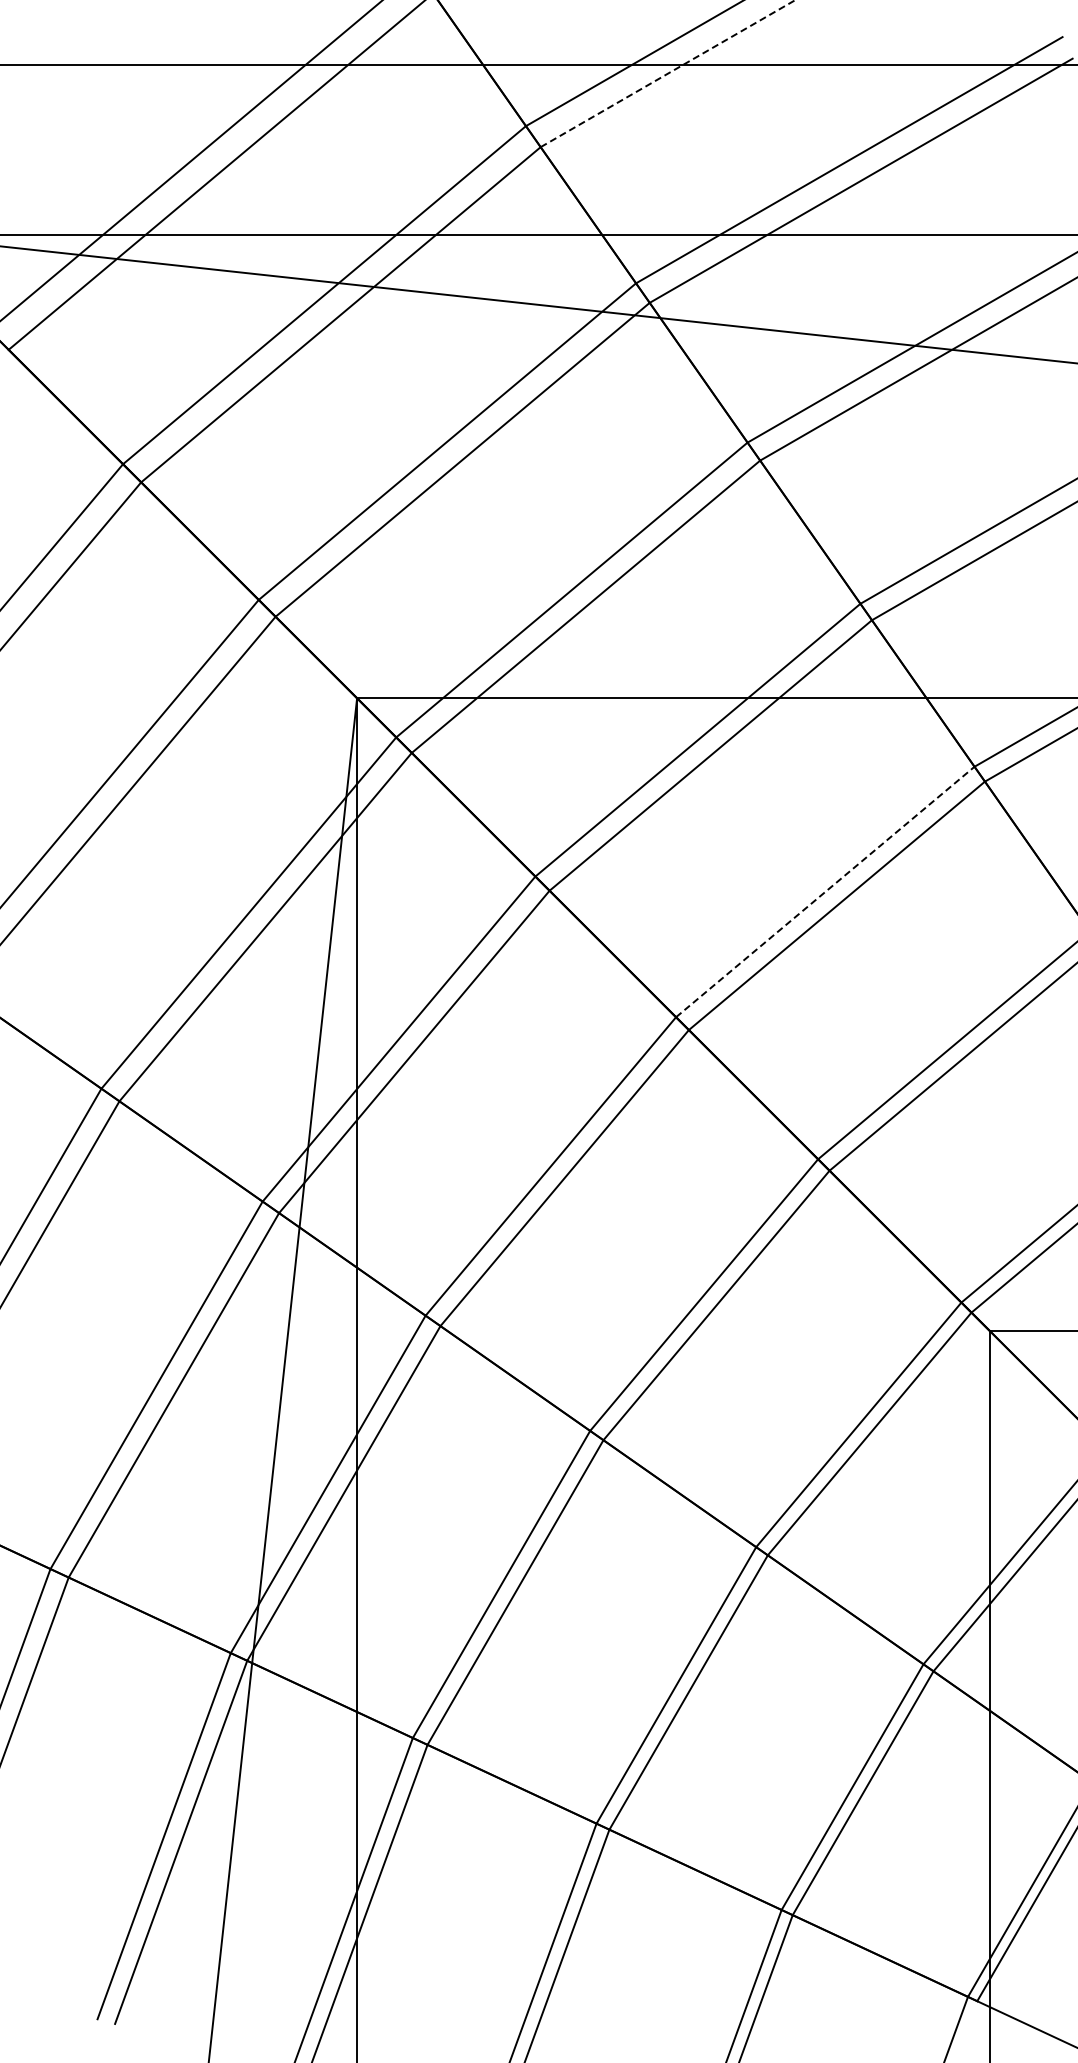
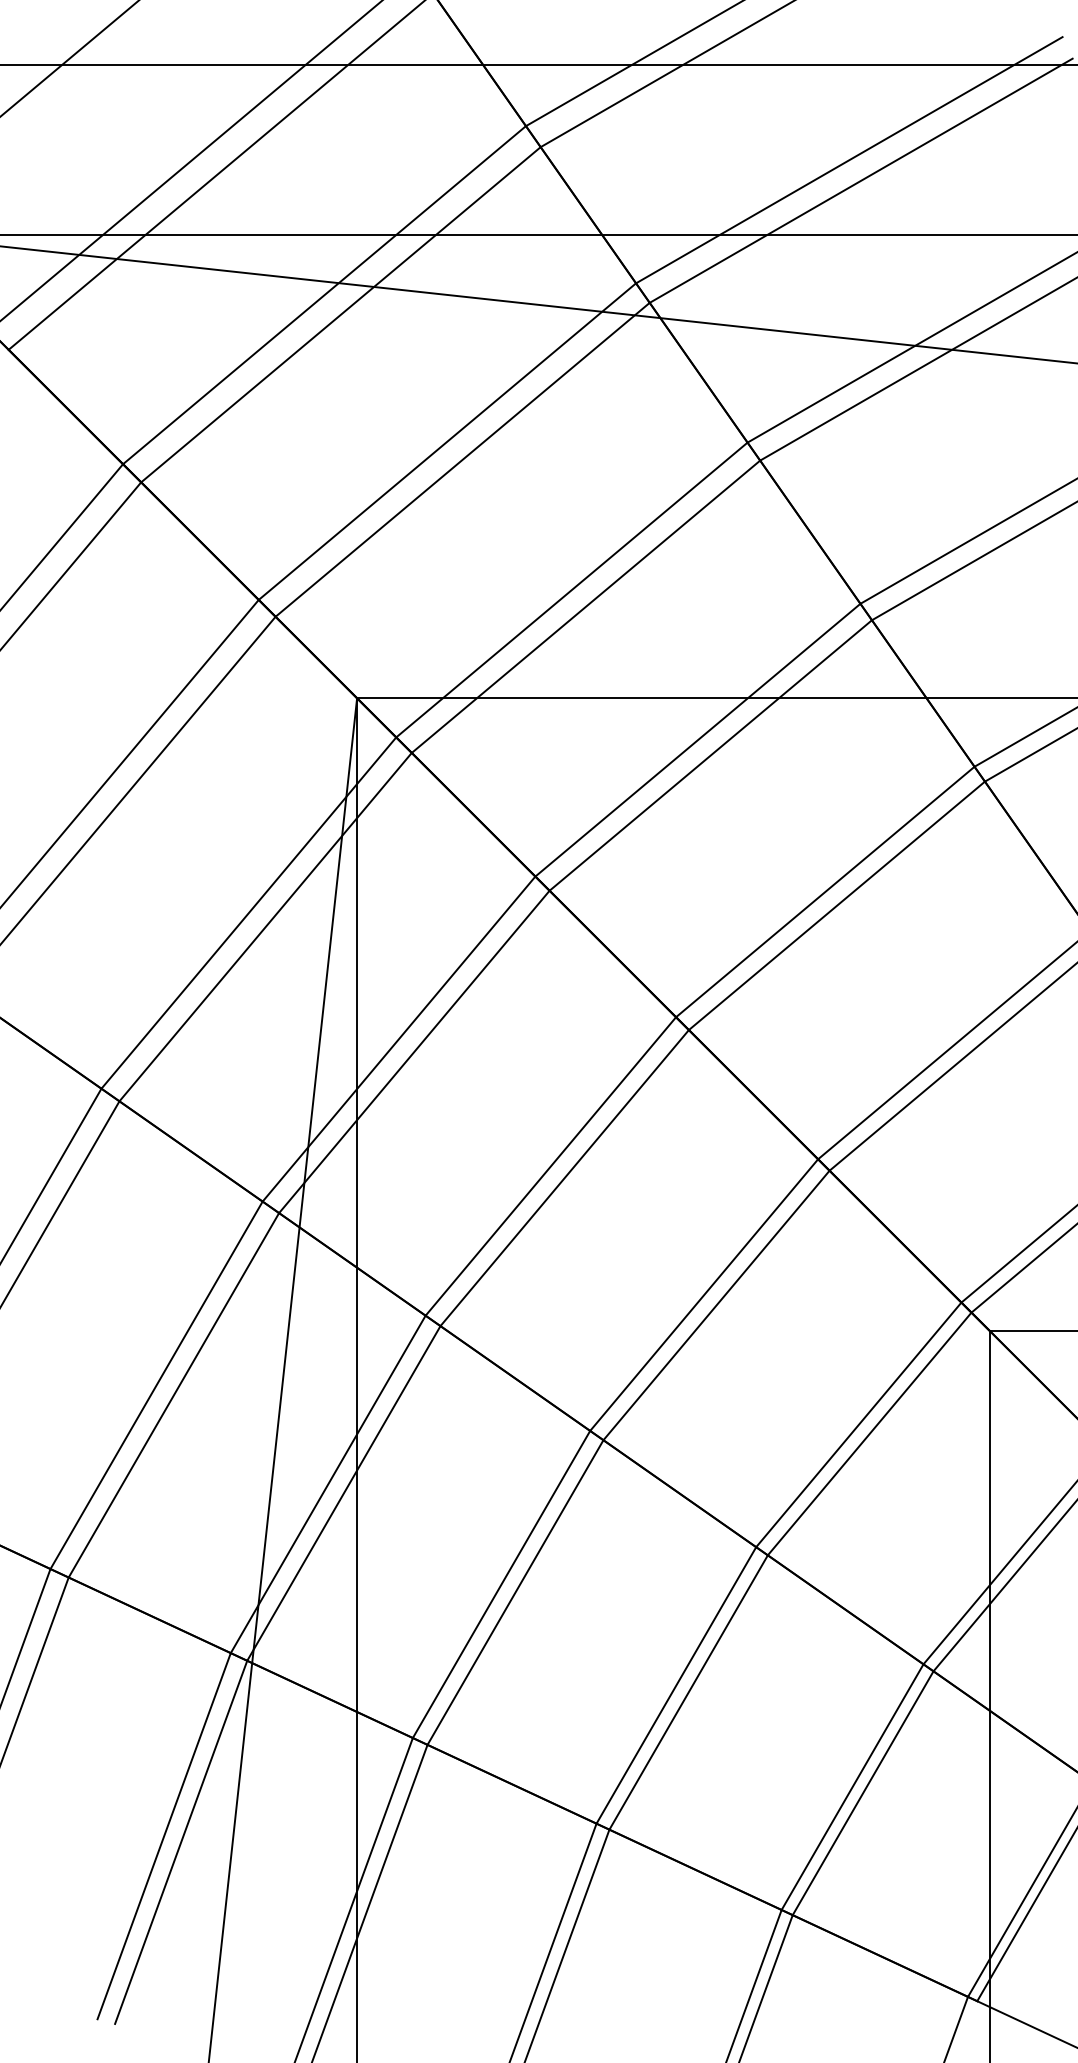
line: none -> present (69, 58)
line: dashed -> solid (667, 73)
line: dashed -> solid (825, 892)
